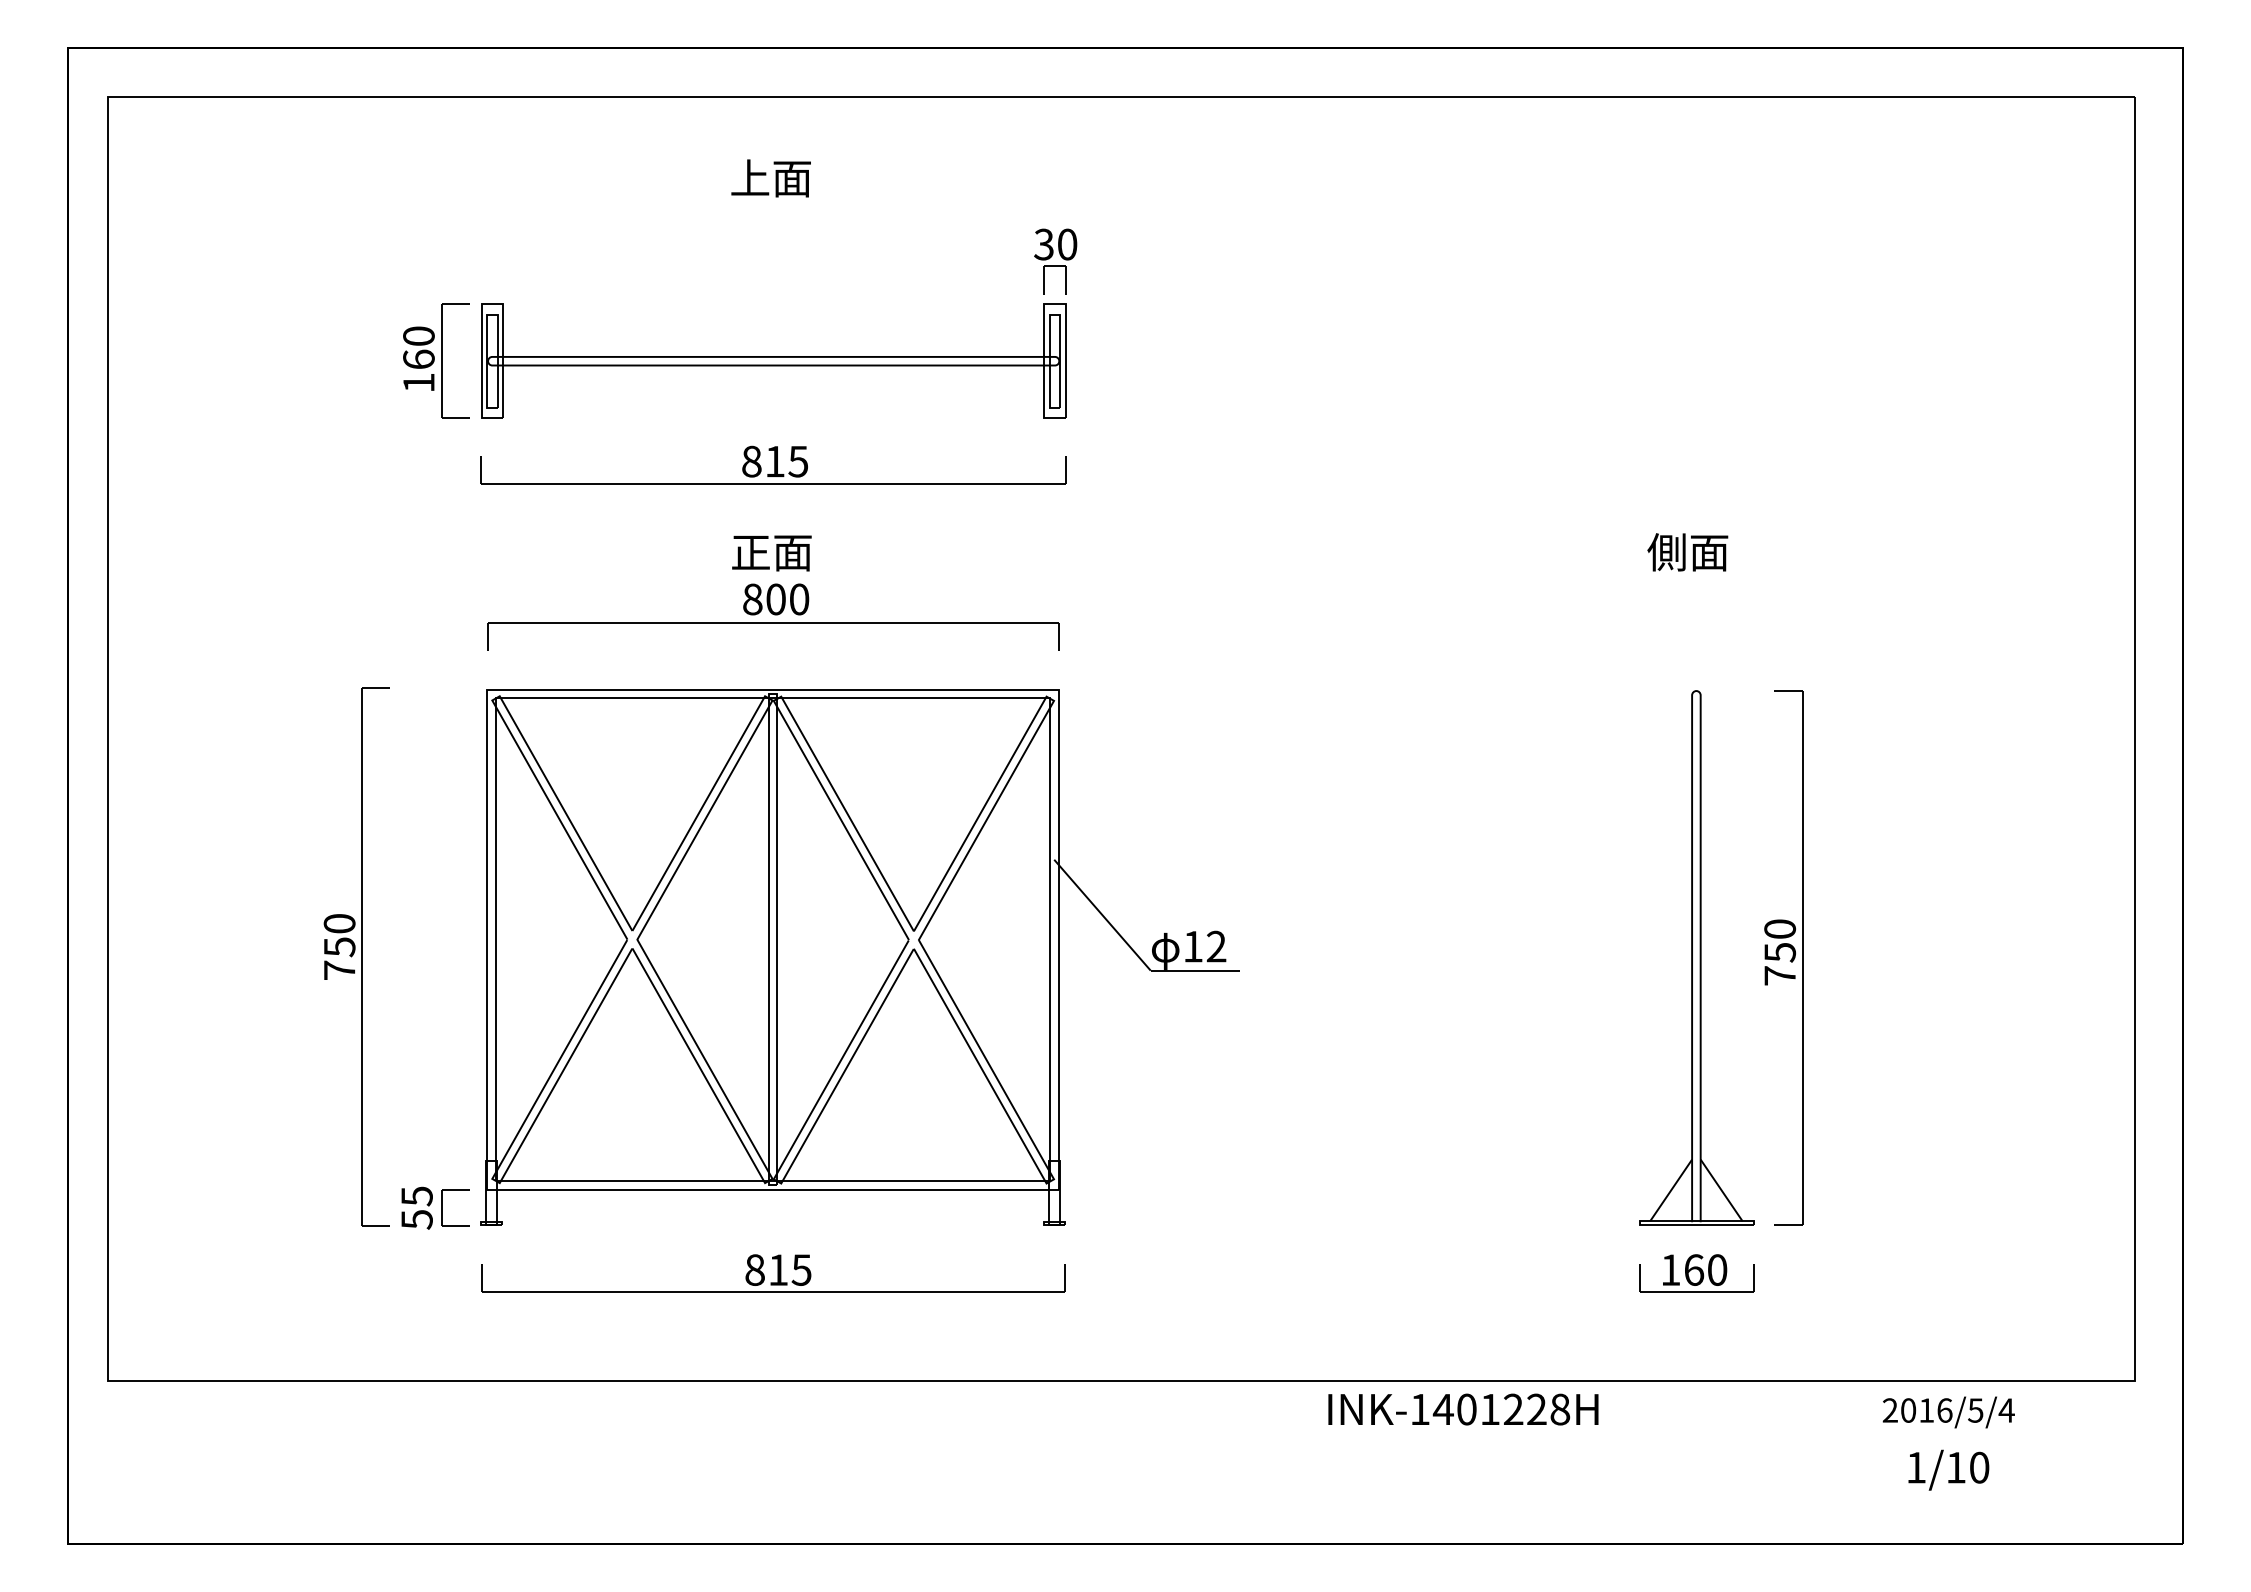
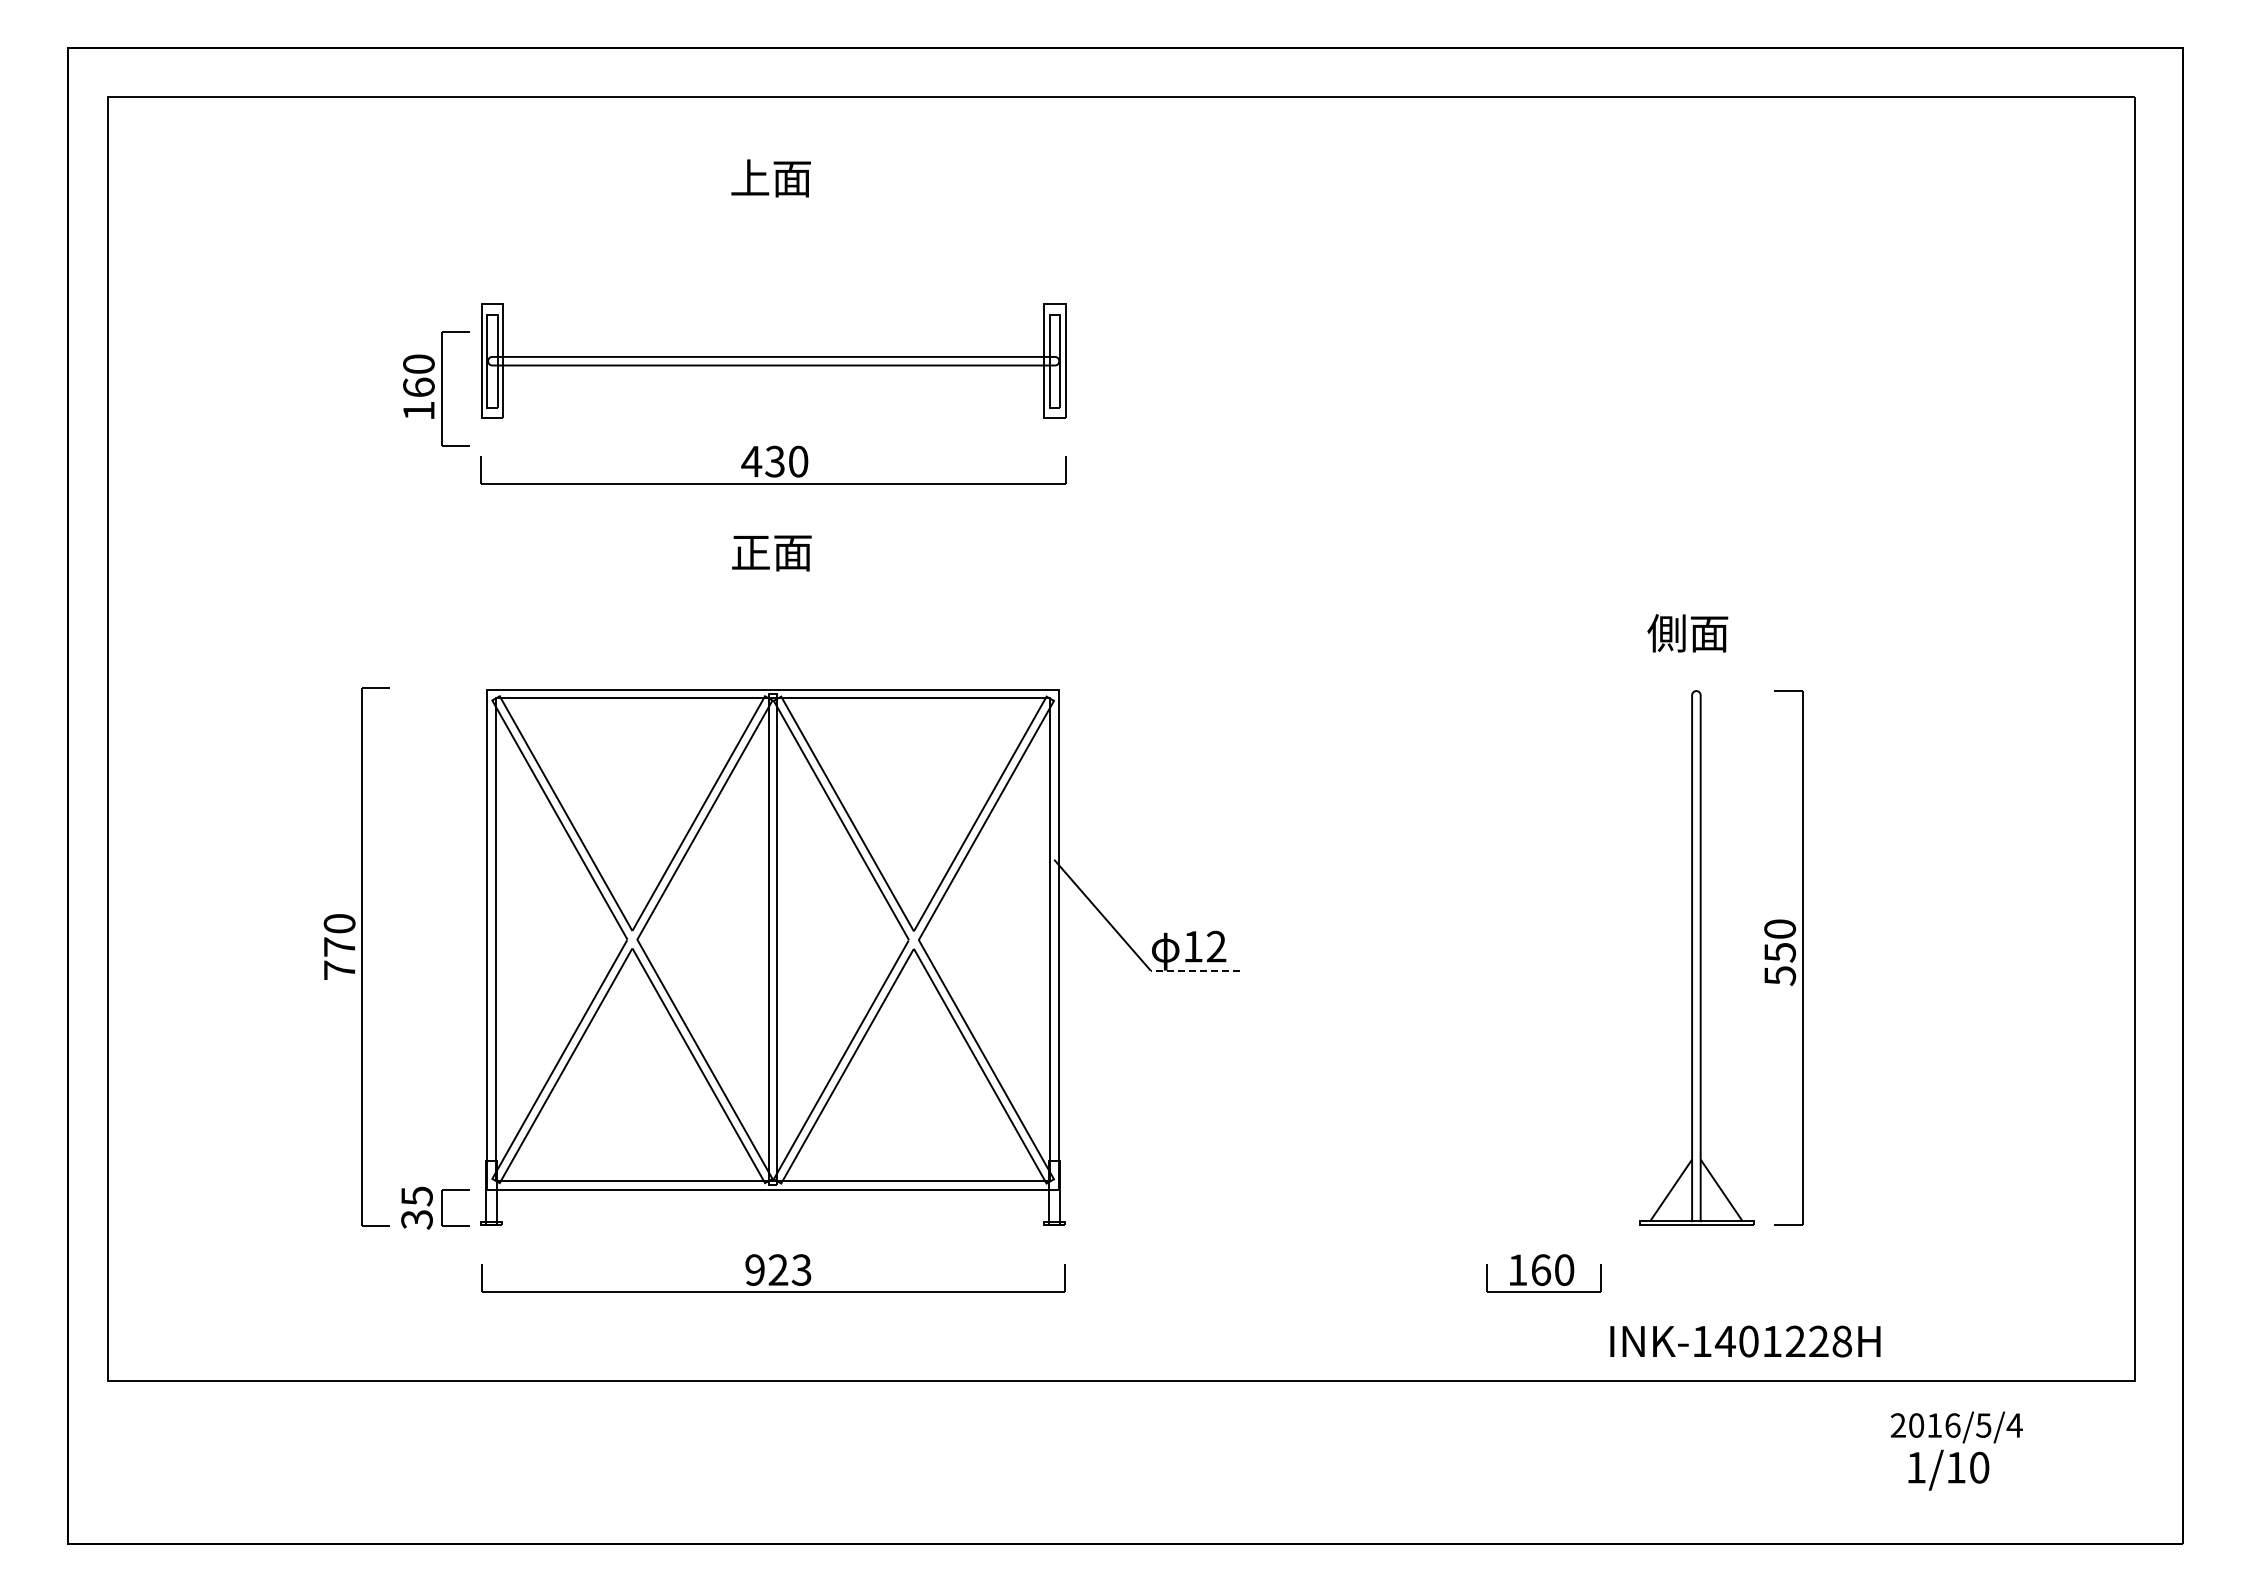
part: present -> none (1055, 261)
part position: (436, 360) -> (436, 388) (436, 388)
text: 815 -> 430 (774, 461)
text position: (1687, 552) -> (1687, 633) (1687, 633)
part: present -> none (773, 616)
text: 750 -> 770 (339, 947)
line: solid -> dashed (1195, 970)
text: 750 -> 550 (1780, 975)
text: 55 -> 35 (416, 1219)
text: 815 -> 923 (778, 1269)
part position: (1696, 1273) -> (1543, 1273) (1543, 1273)
text position: (1463, 1409) -> (1745, 1341) (1745, 1341)
text position: (1948, 1412) -> (1956, 1427) (1956, 1427)
